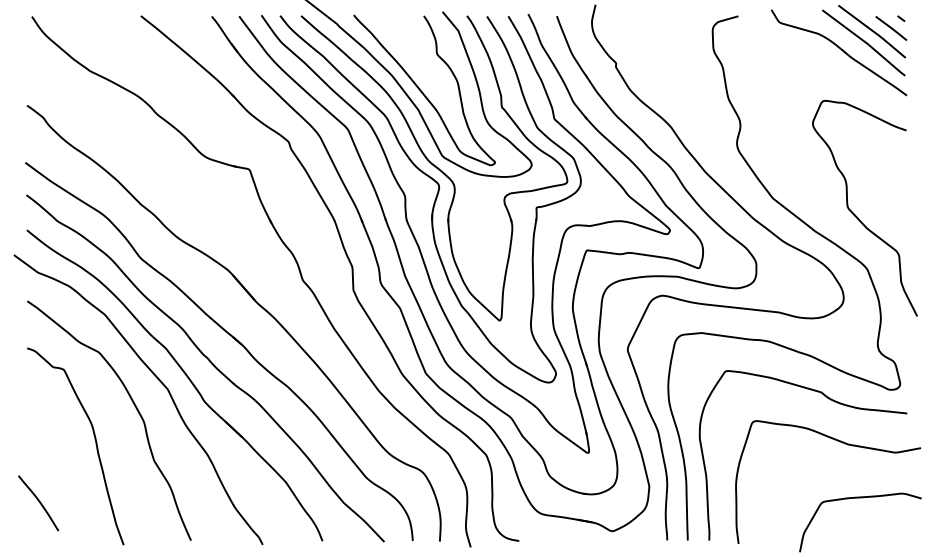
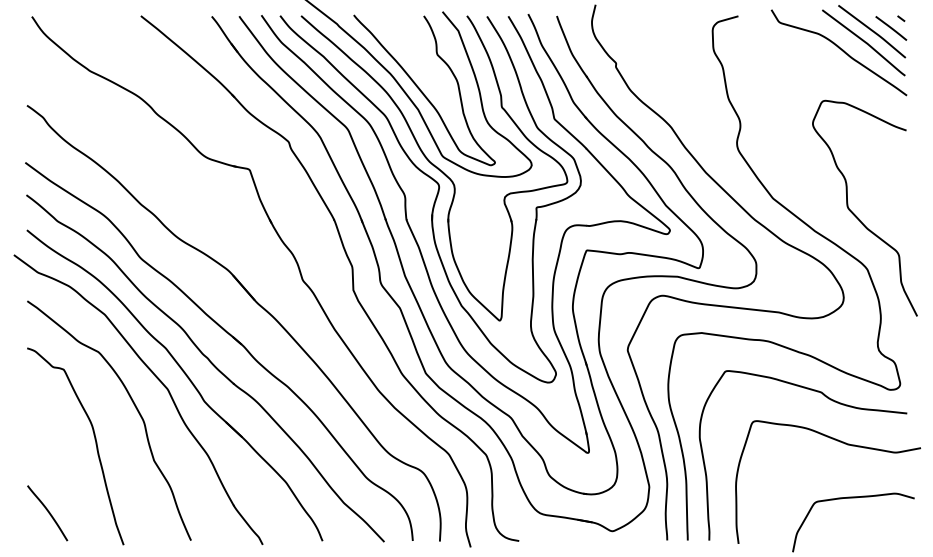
curve position: (860, 498) -> (853, 498) (853, 498)
curve position: (39, 503) -> (48, 513) (48, 513)
